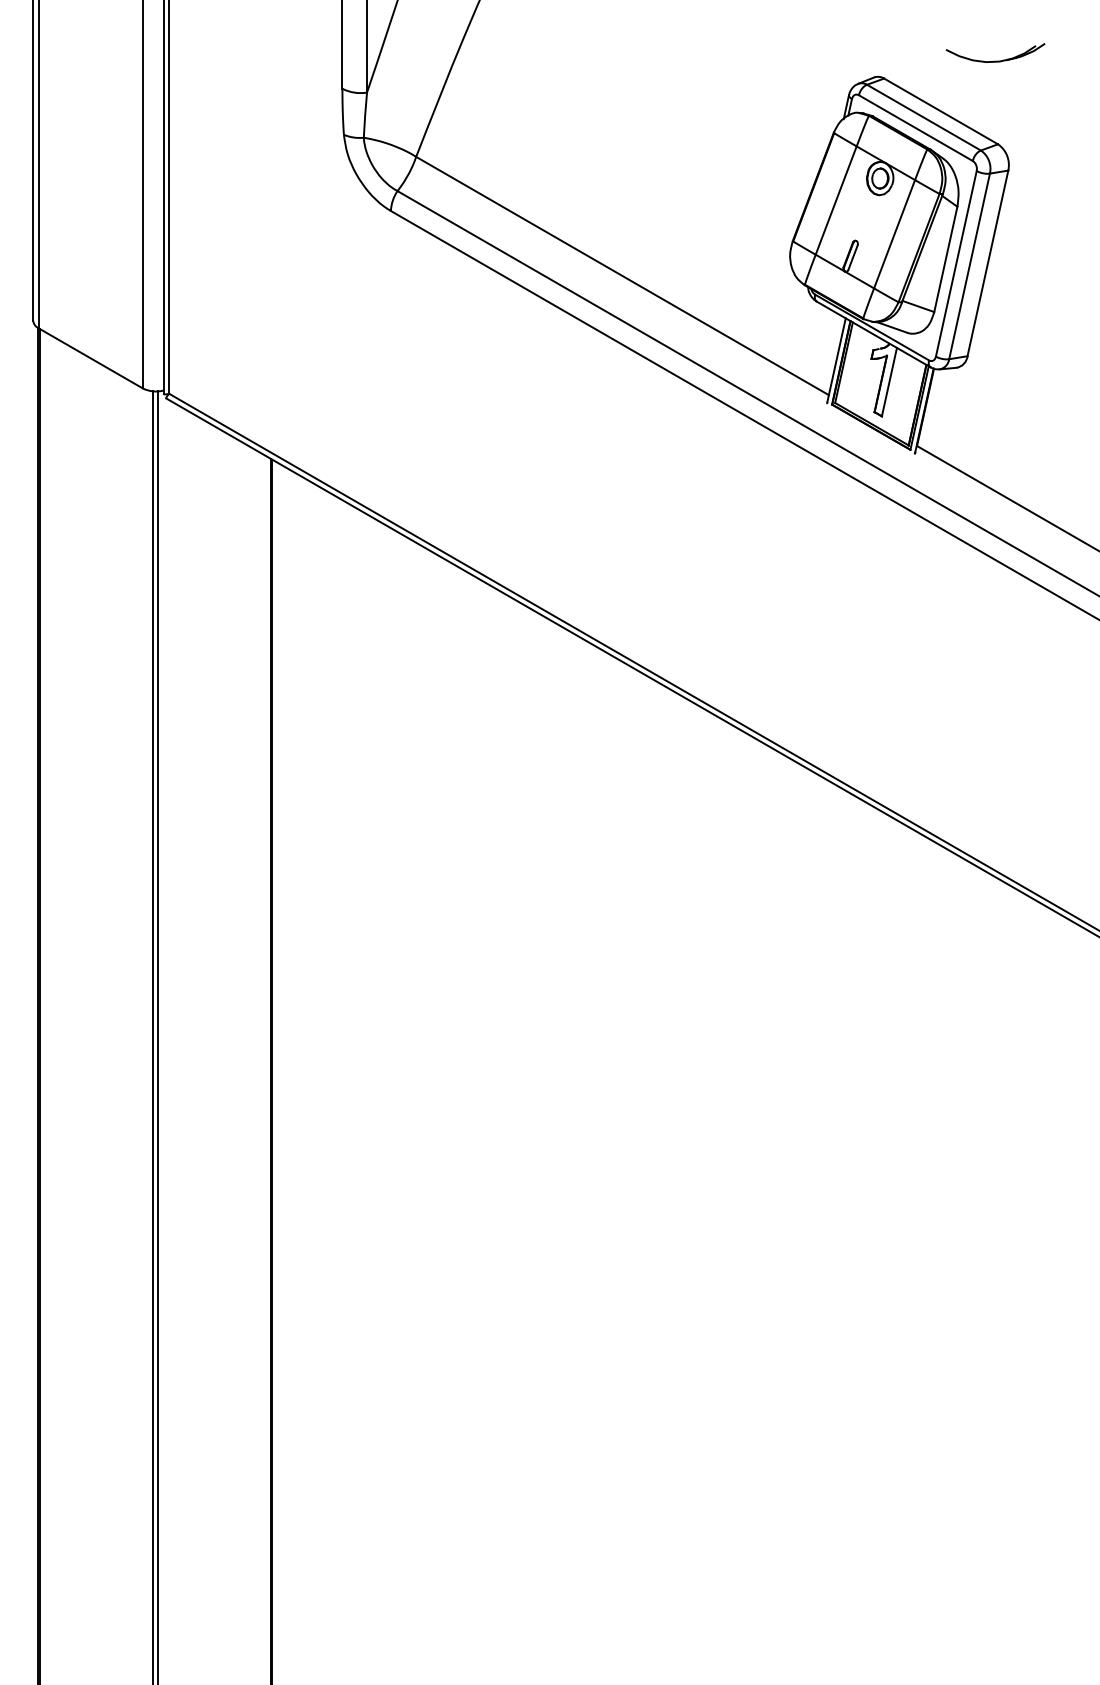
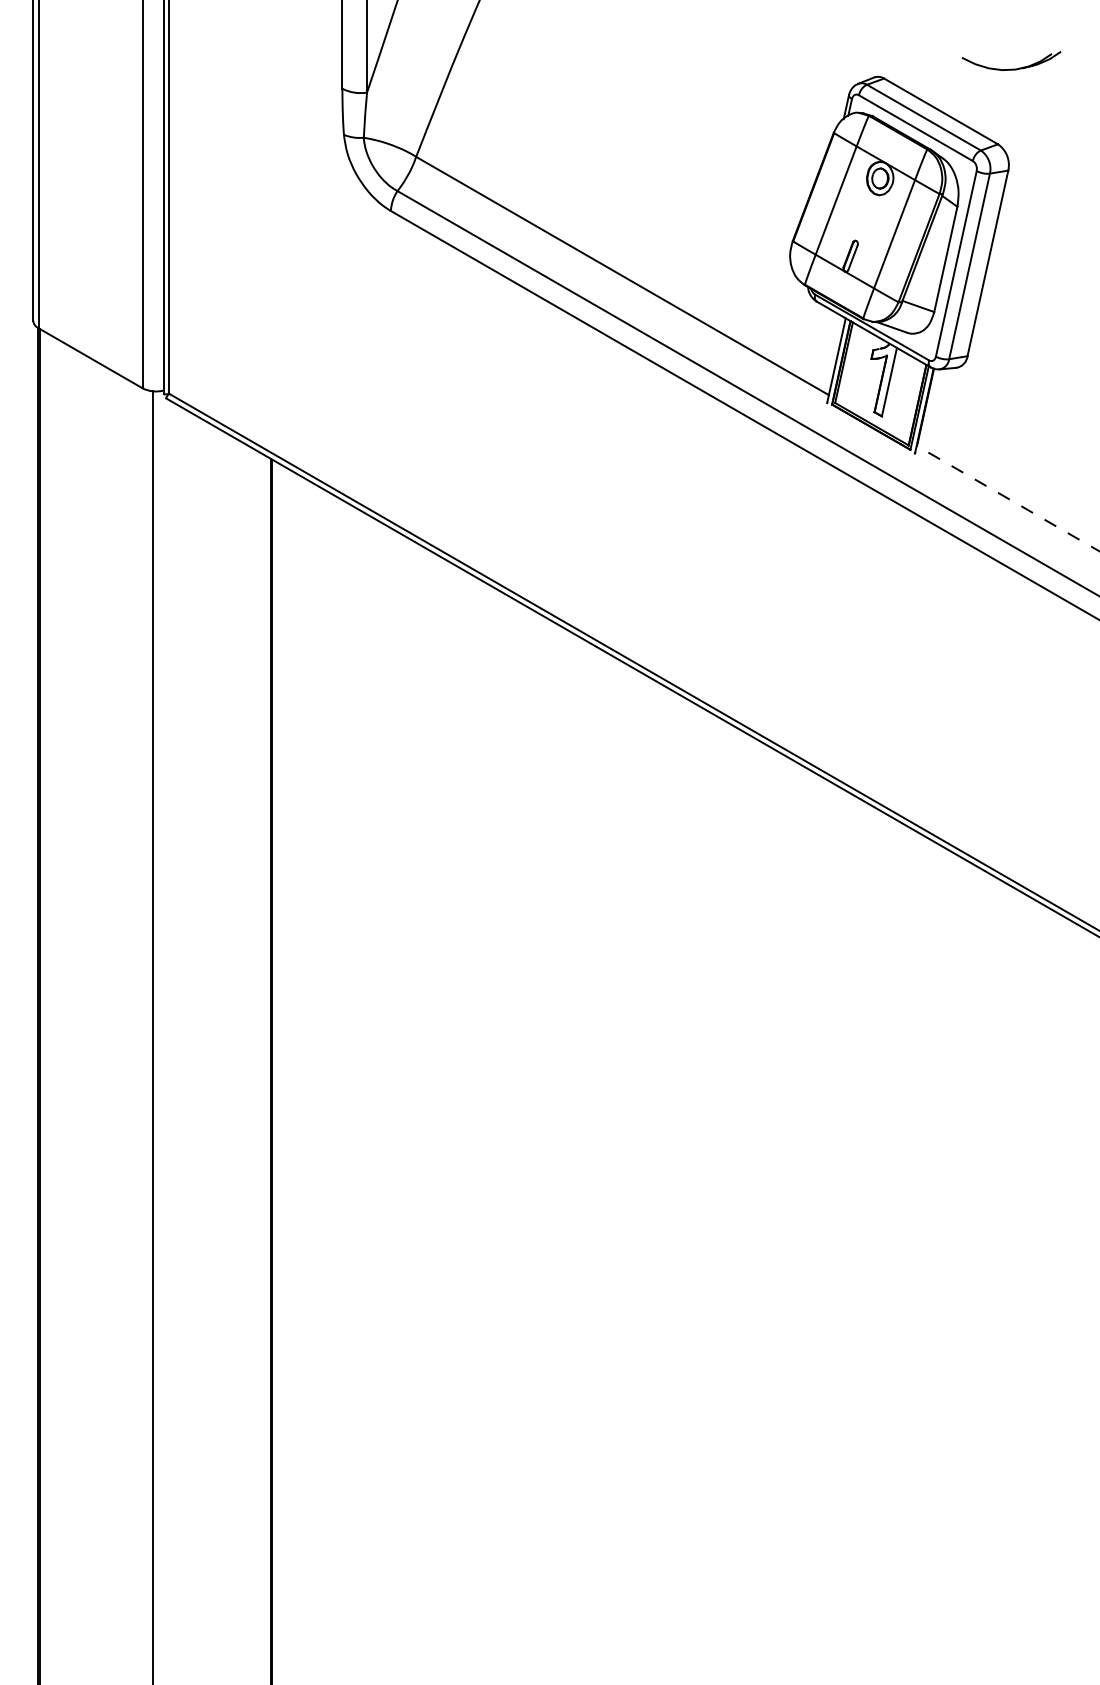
part position: (995, 60) -> (1011, 68) (1011, 68)
line: solid -> dashed (1007, 498)
line: present -> none (158, 1036)
